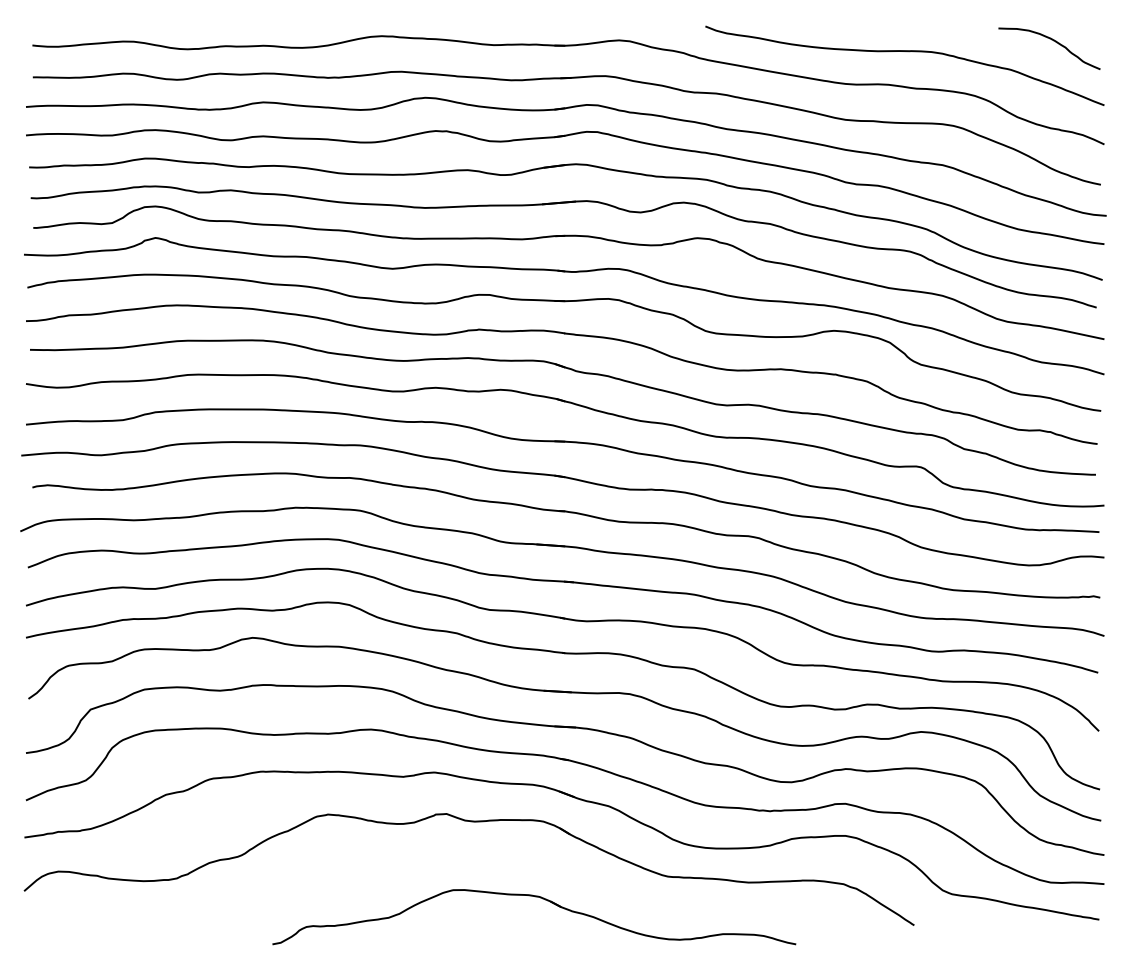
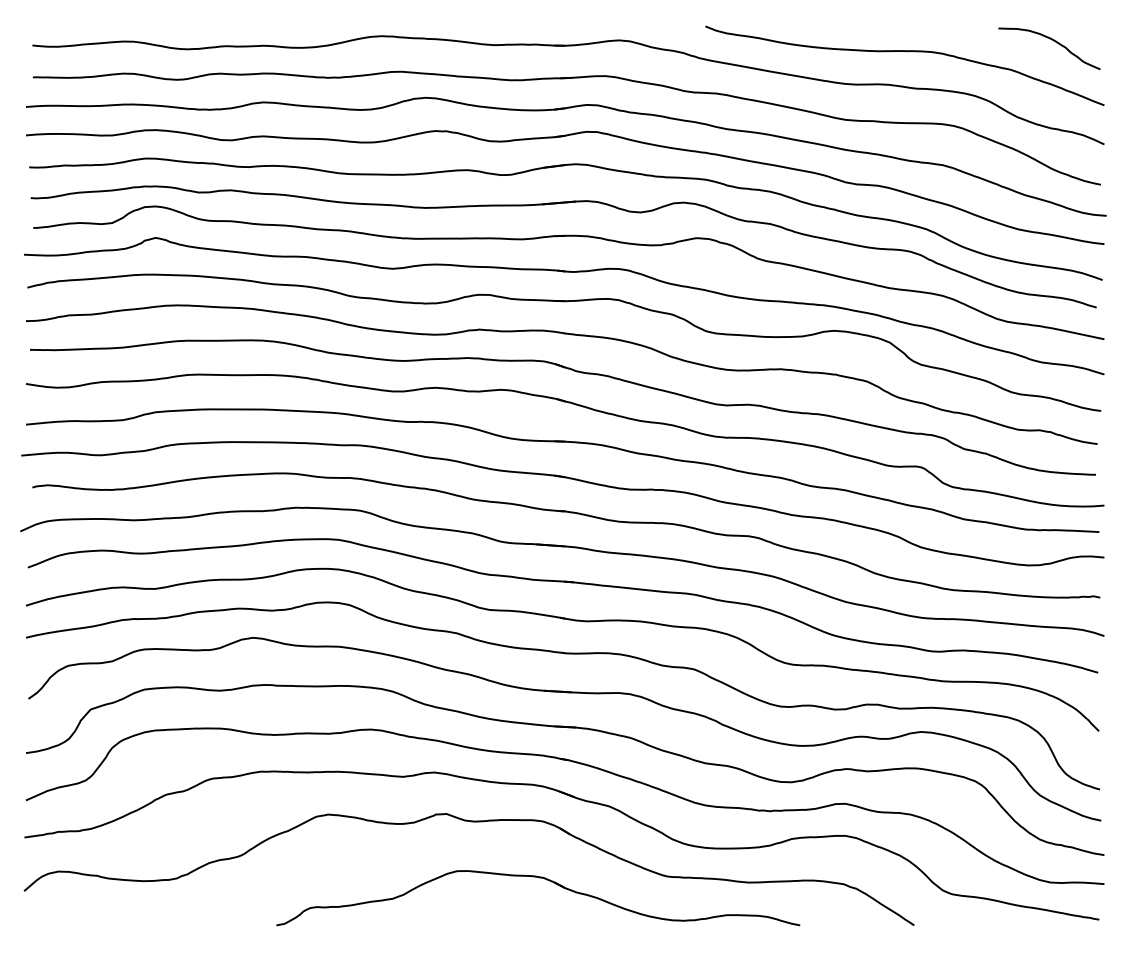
part position: (542, 899) -> (546, 880) (546, 880)
